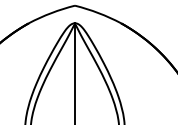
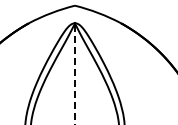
line: solid -> dashed (74, 74)
